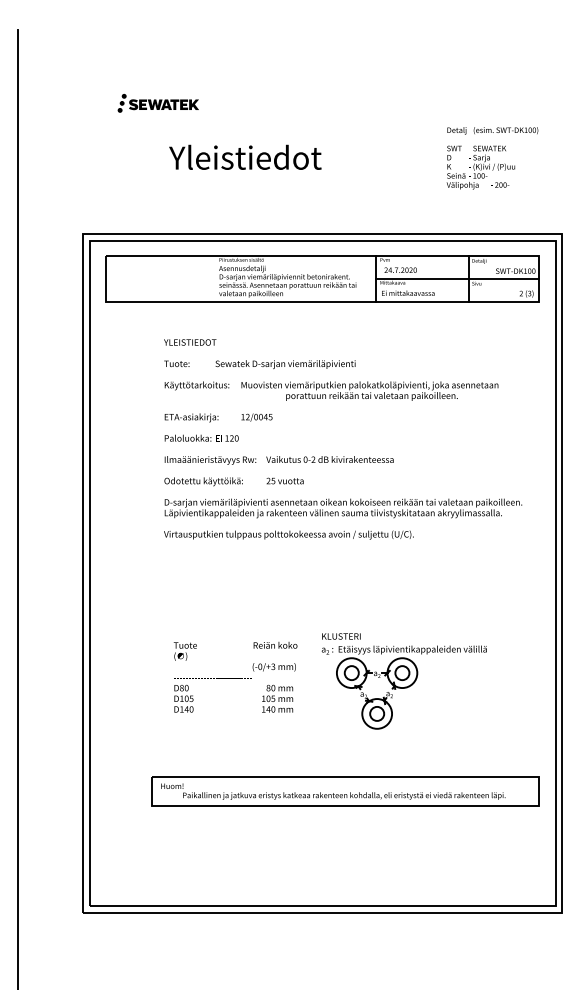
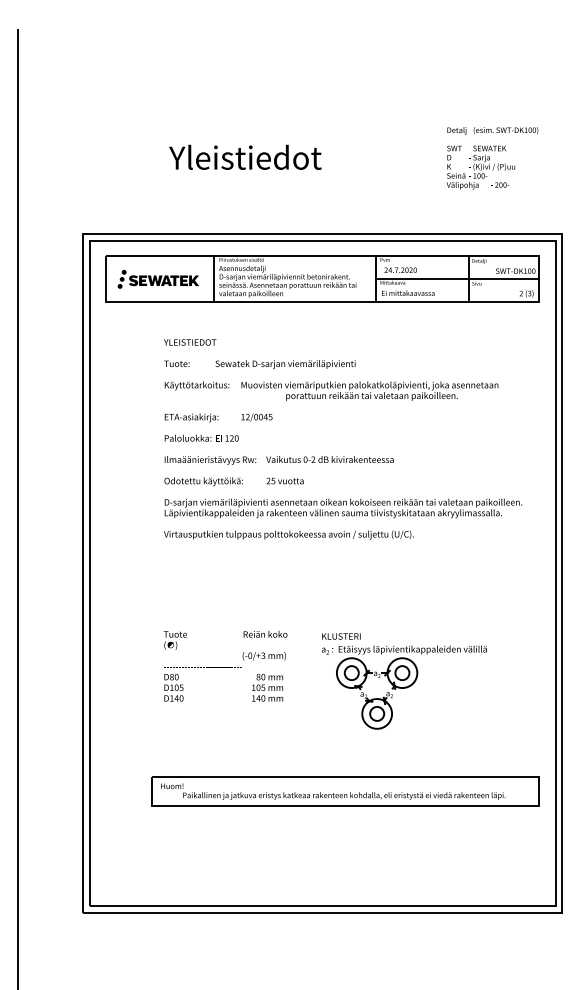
part position: (157, 103) -> (157, 279) (157, 279)
line: none -> present (214, 279)
text position: (235, 677) -> (225, 666) (225, 666)
